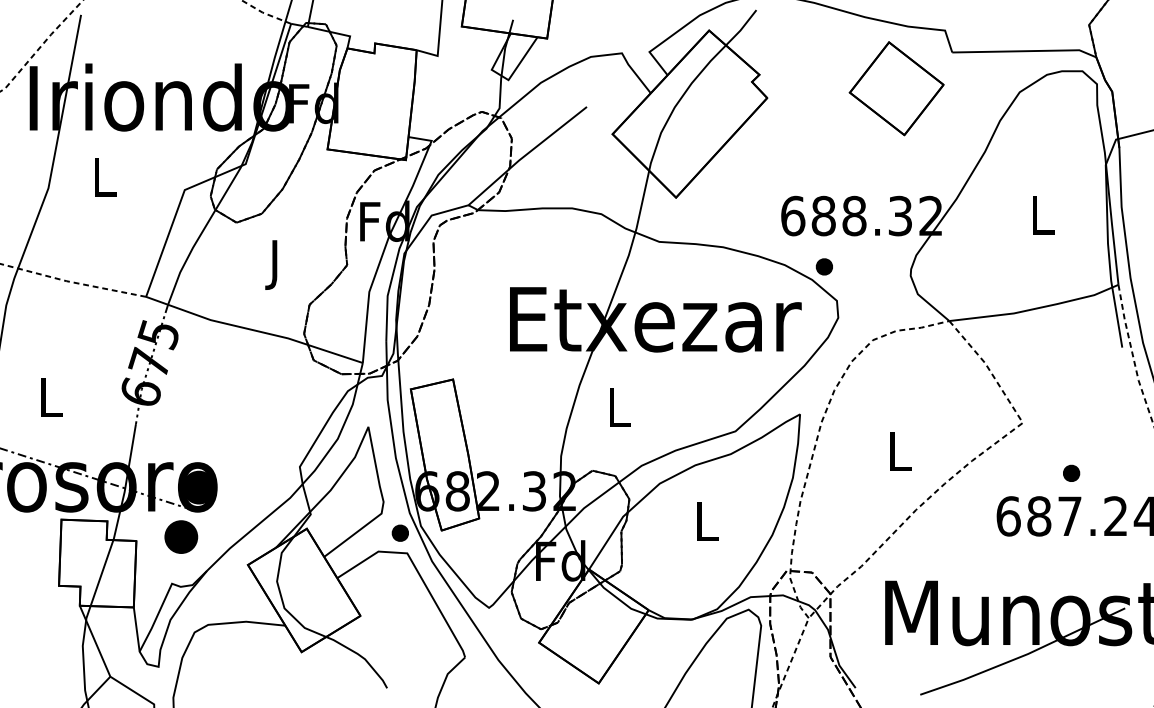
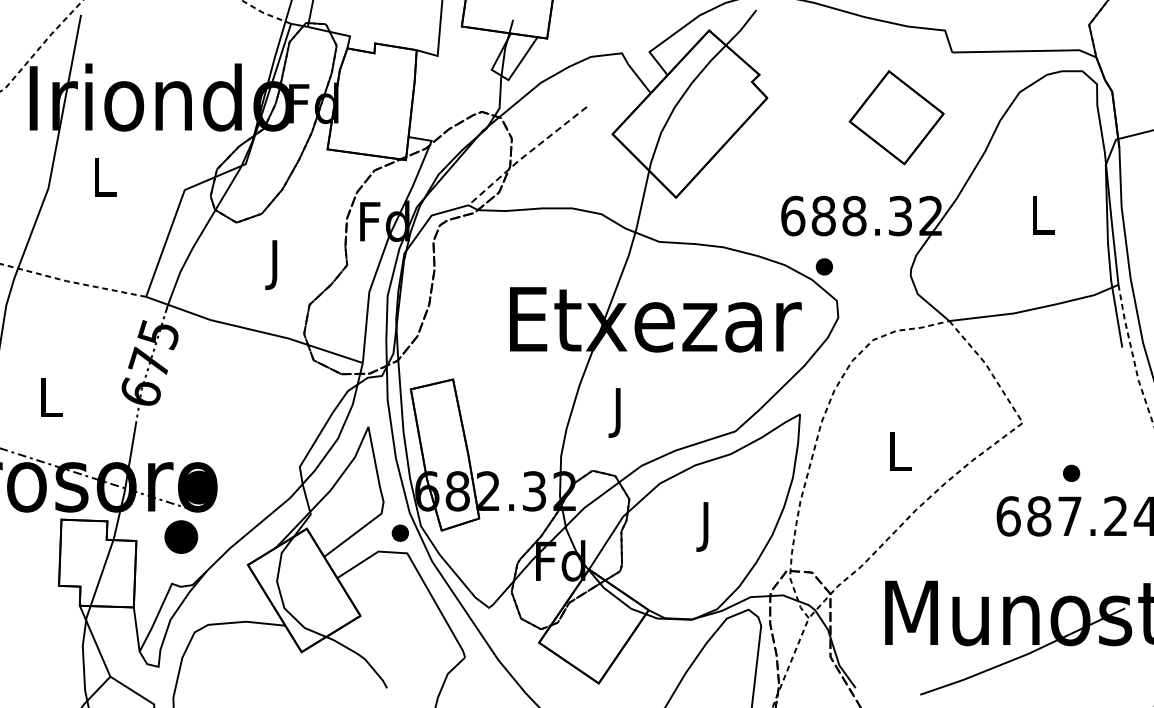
part position: (896, 88) -> (896, 117) (896, 117)
line: solid -> dashed (526, 155)
text: L -> J (619, 412)
text: L -> J (707, 526)
